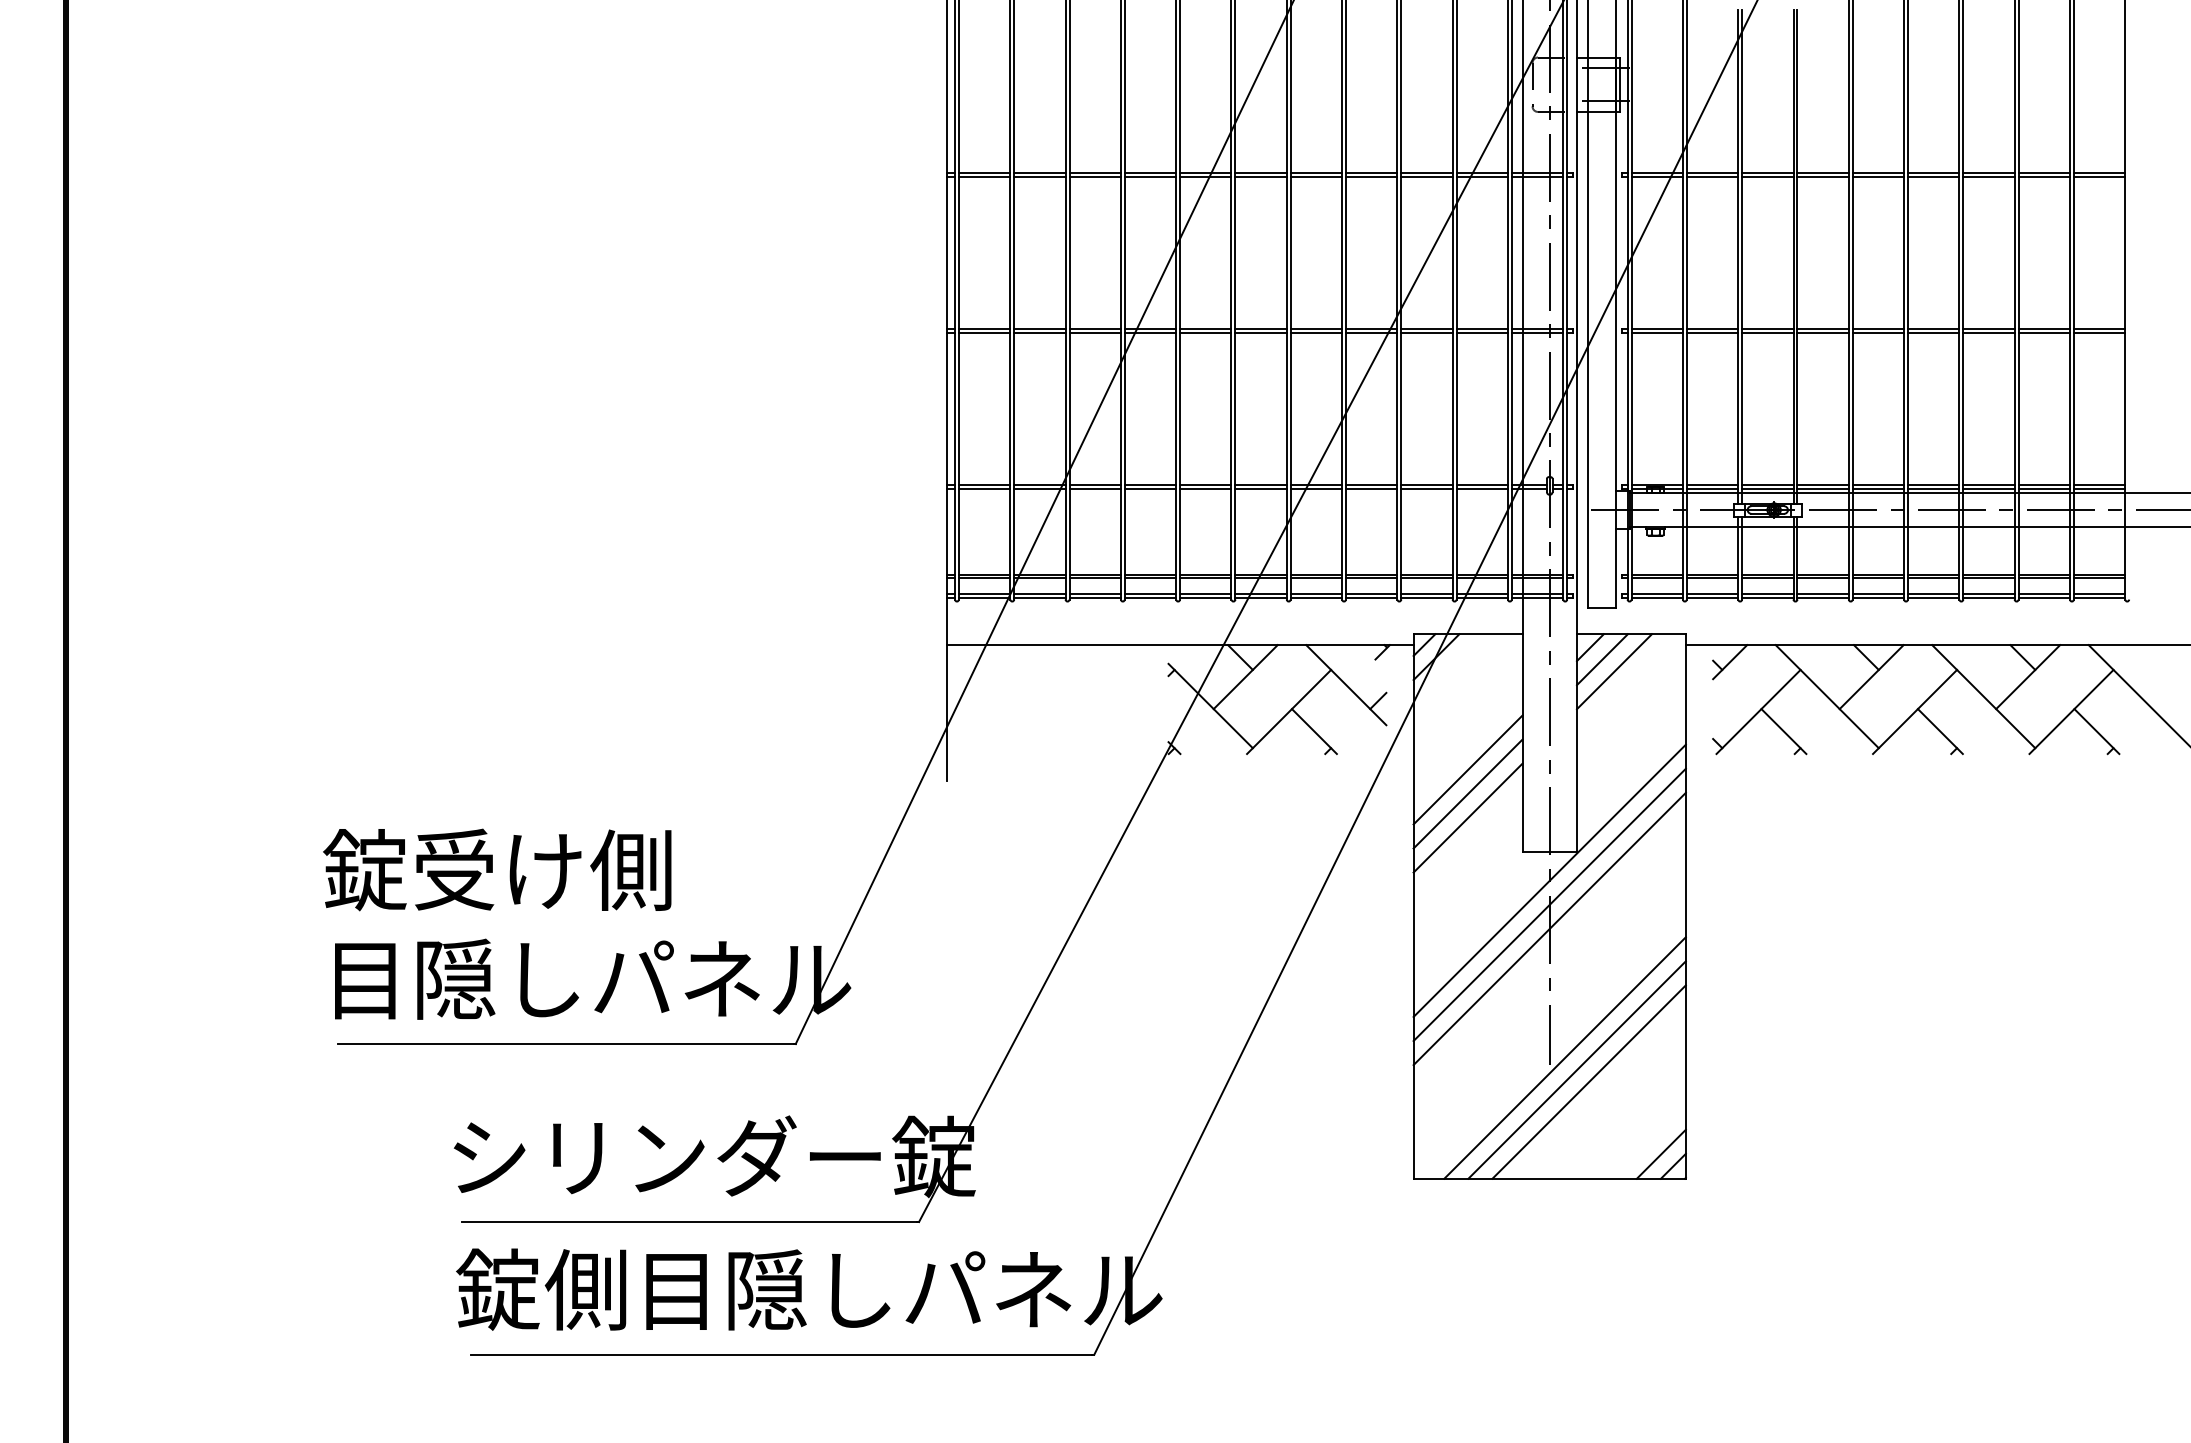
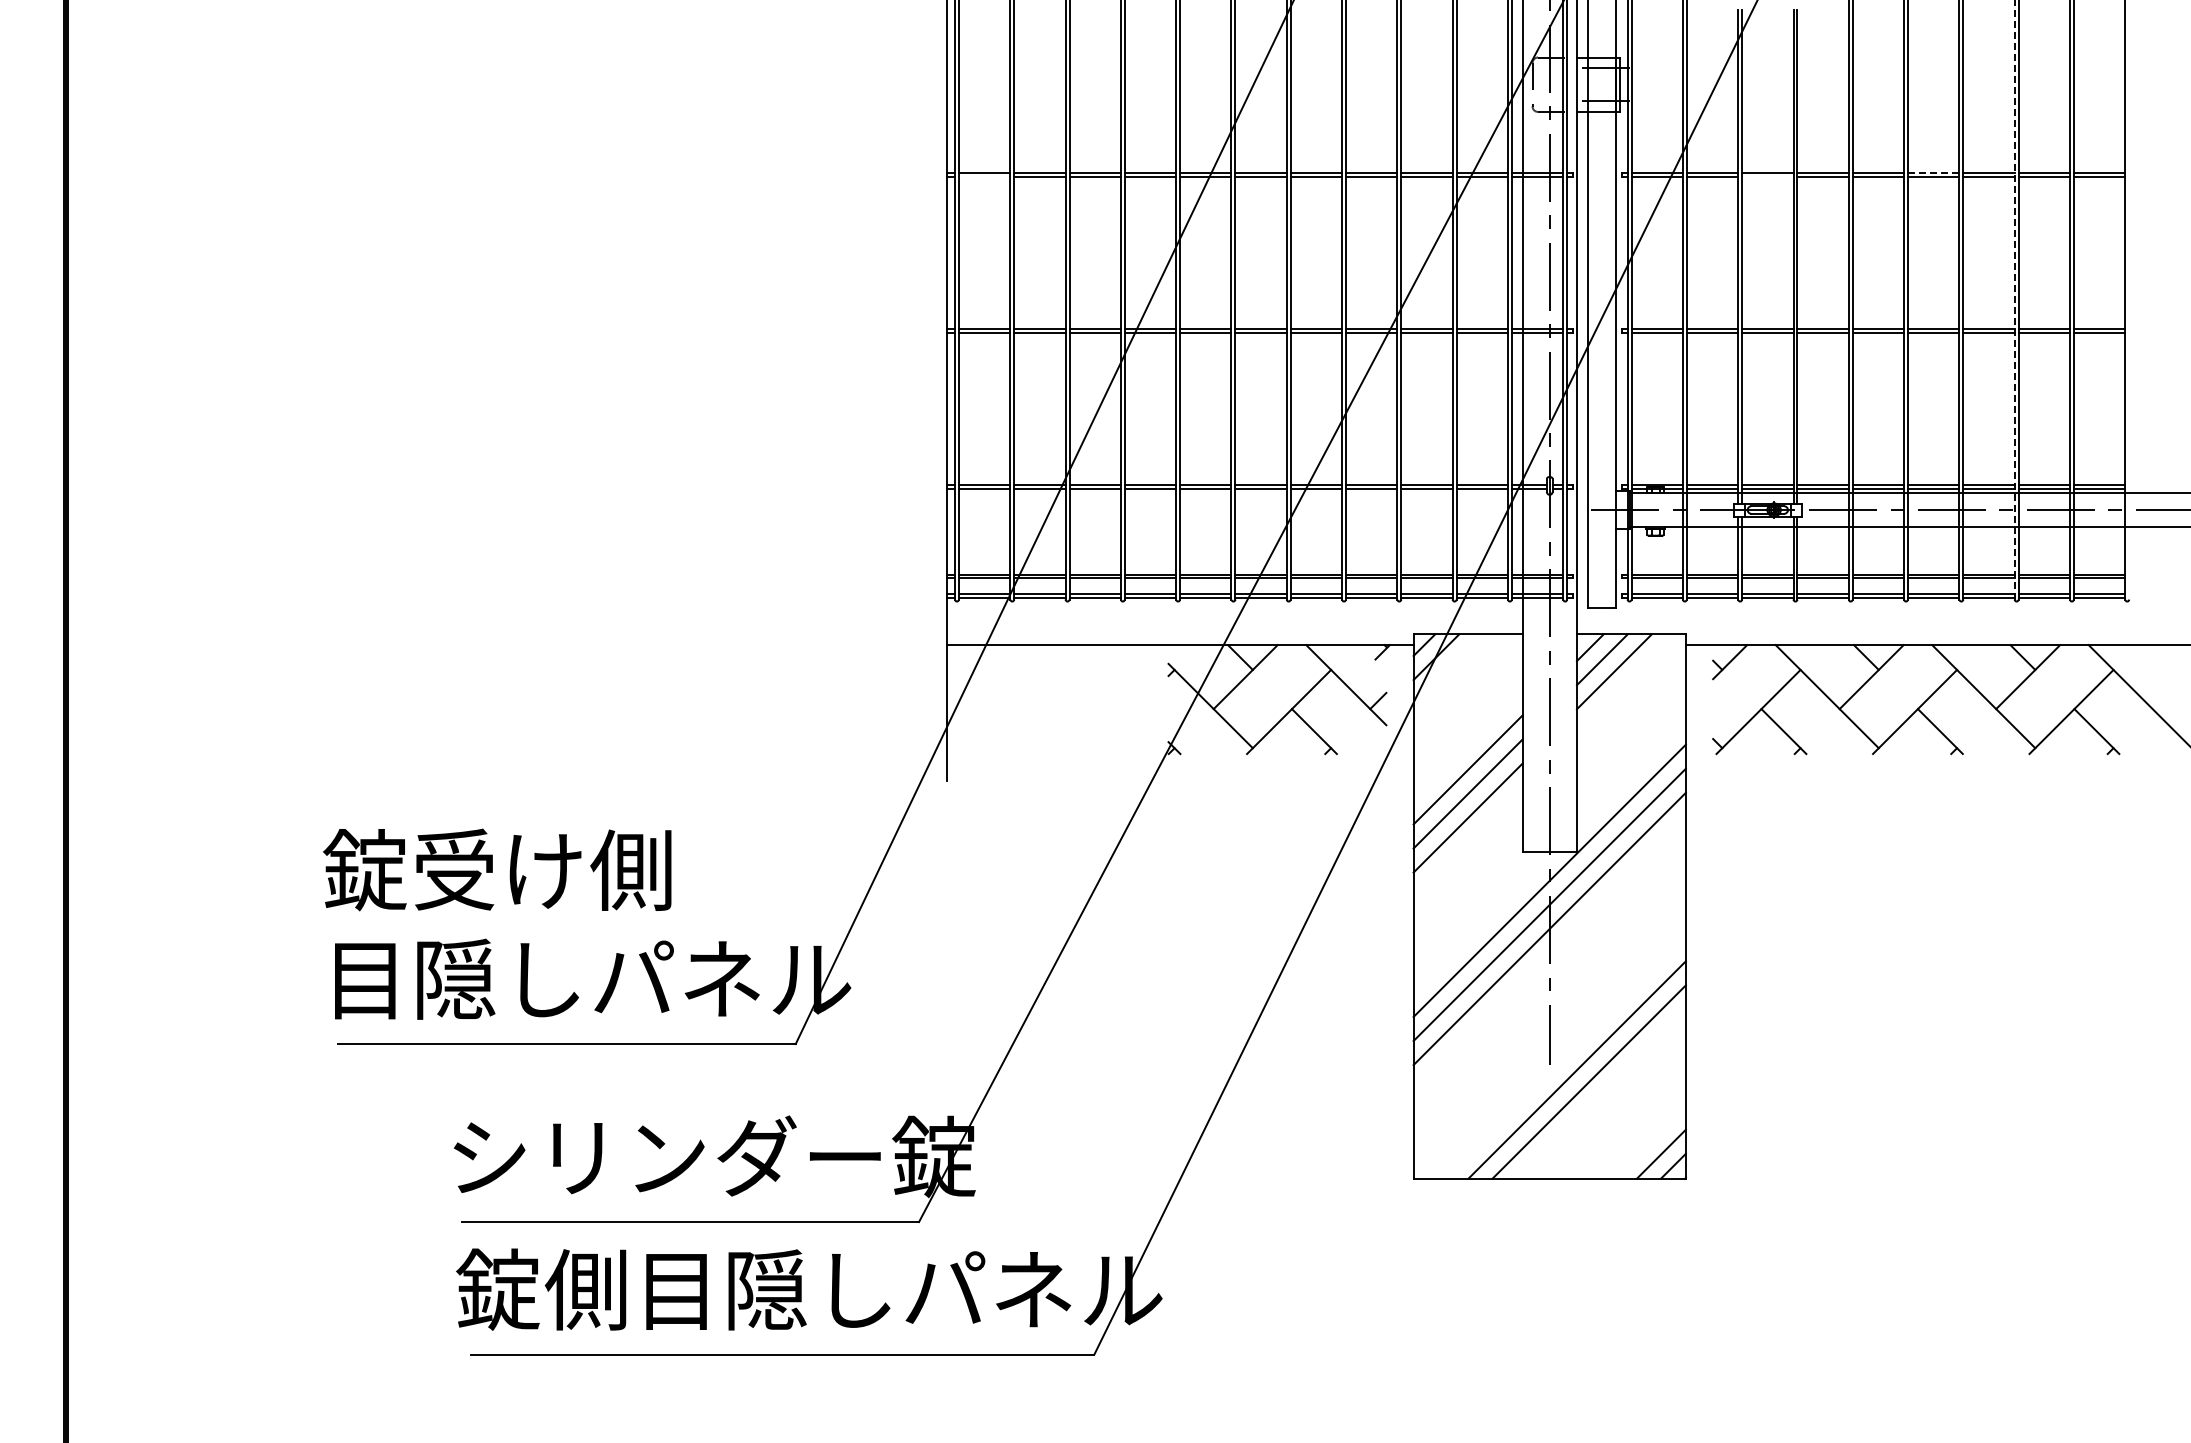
line: solid -> dashed (1933, 172)
line: present -> none (984, 176)
line: present -> none (1767, 176)
line: solid -> dashed (2014, 299)
line: present -> none (1564, 1057)
